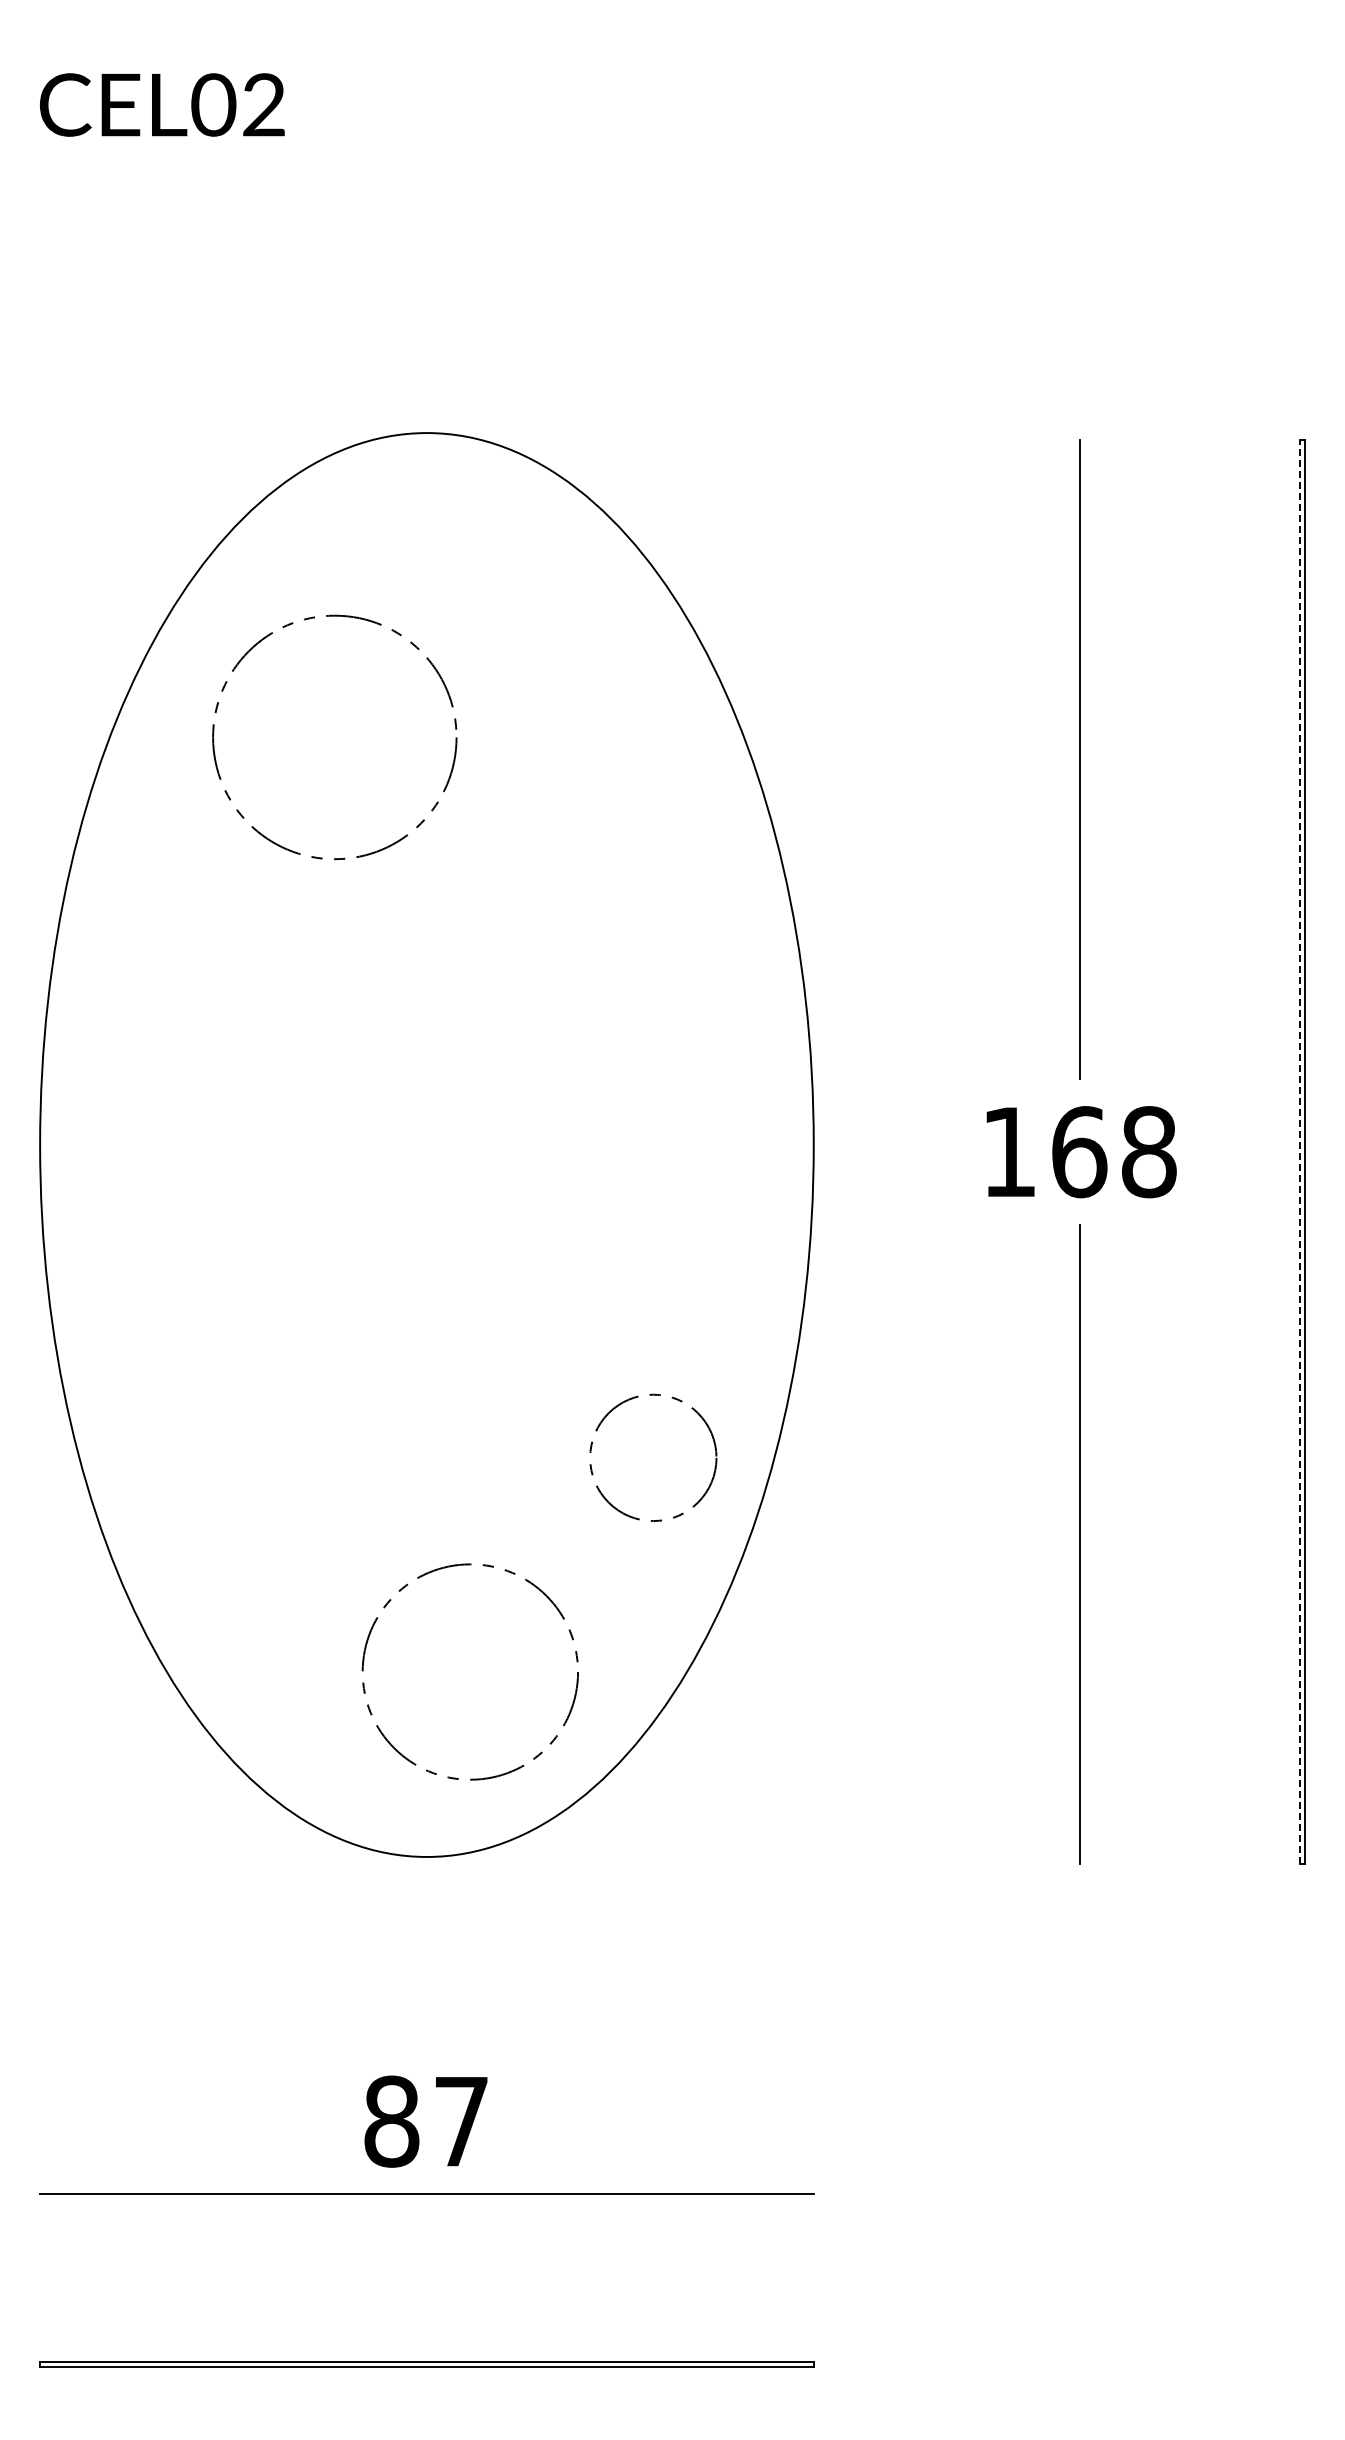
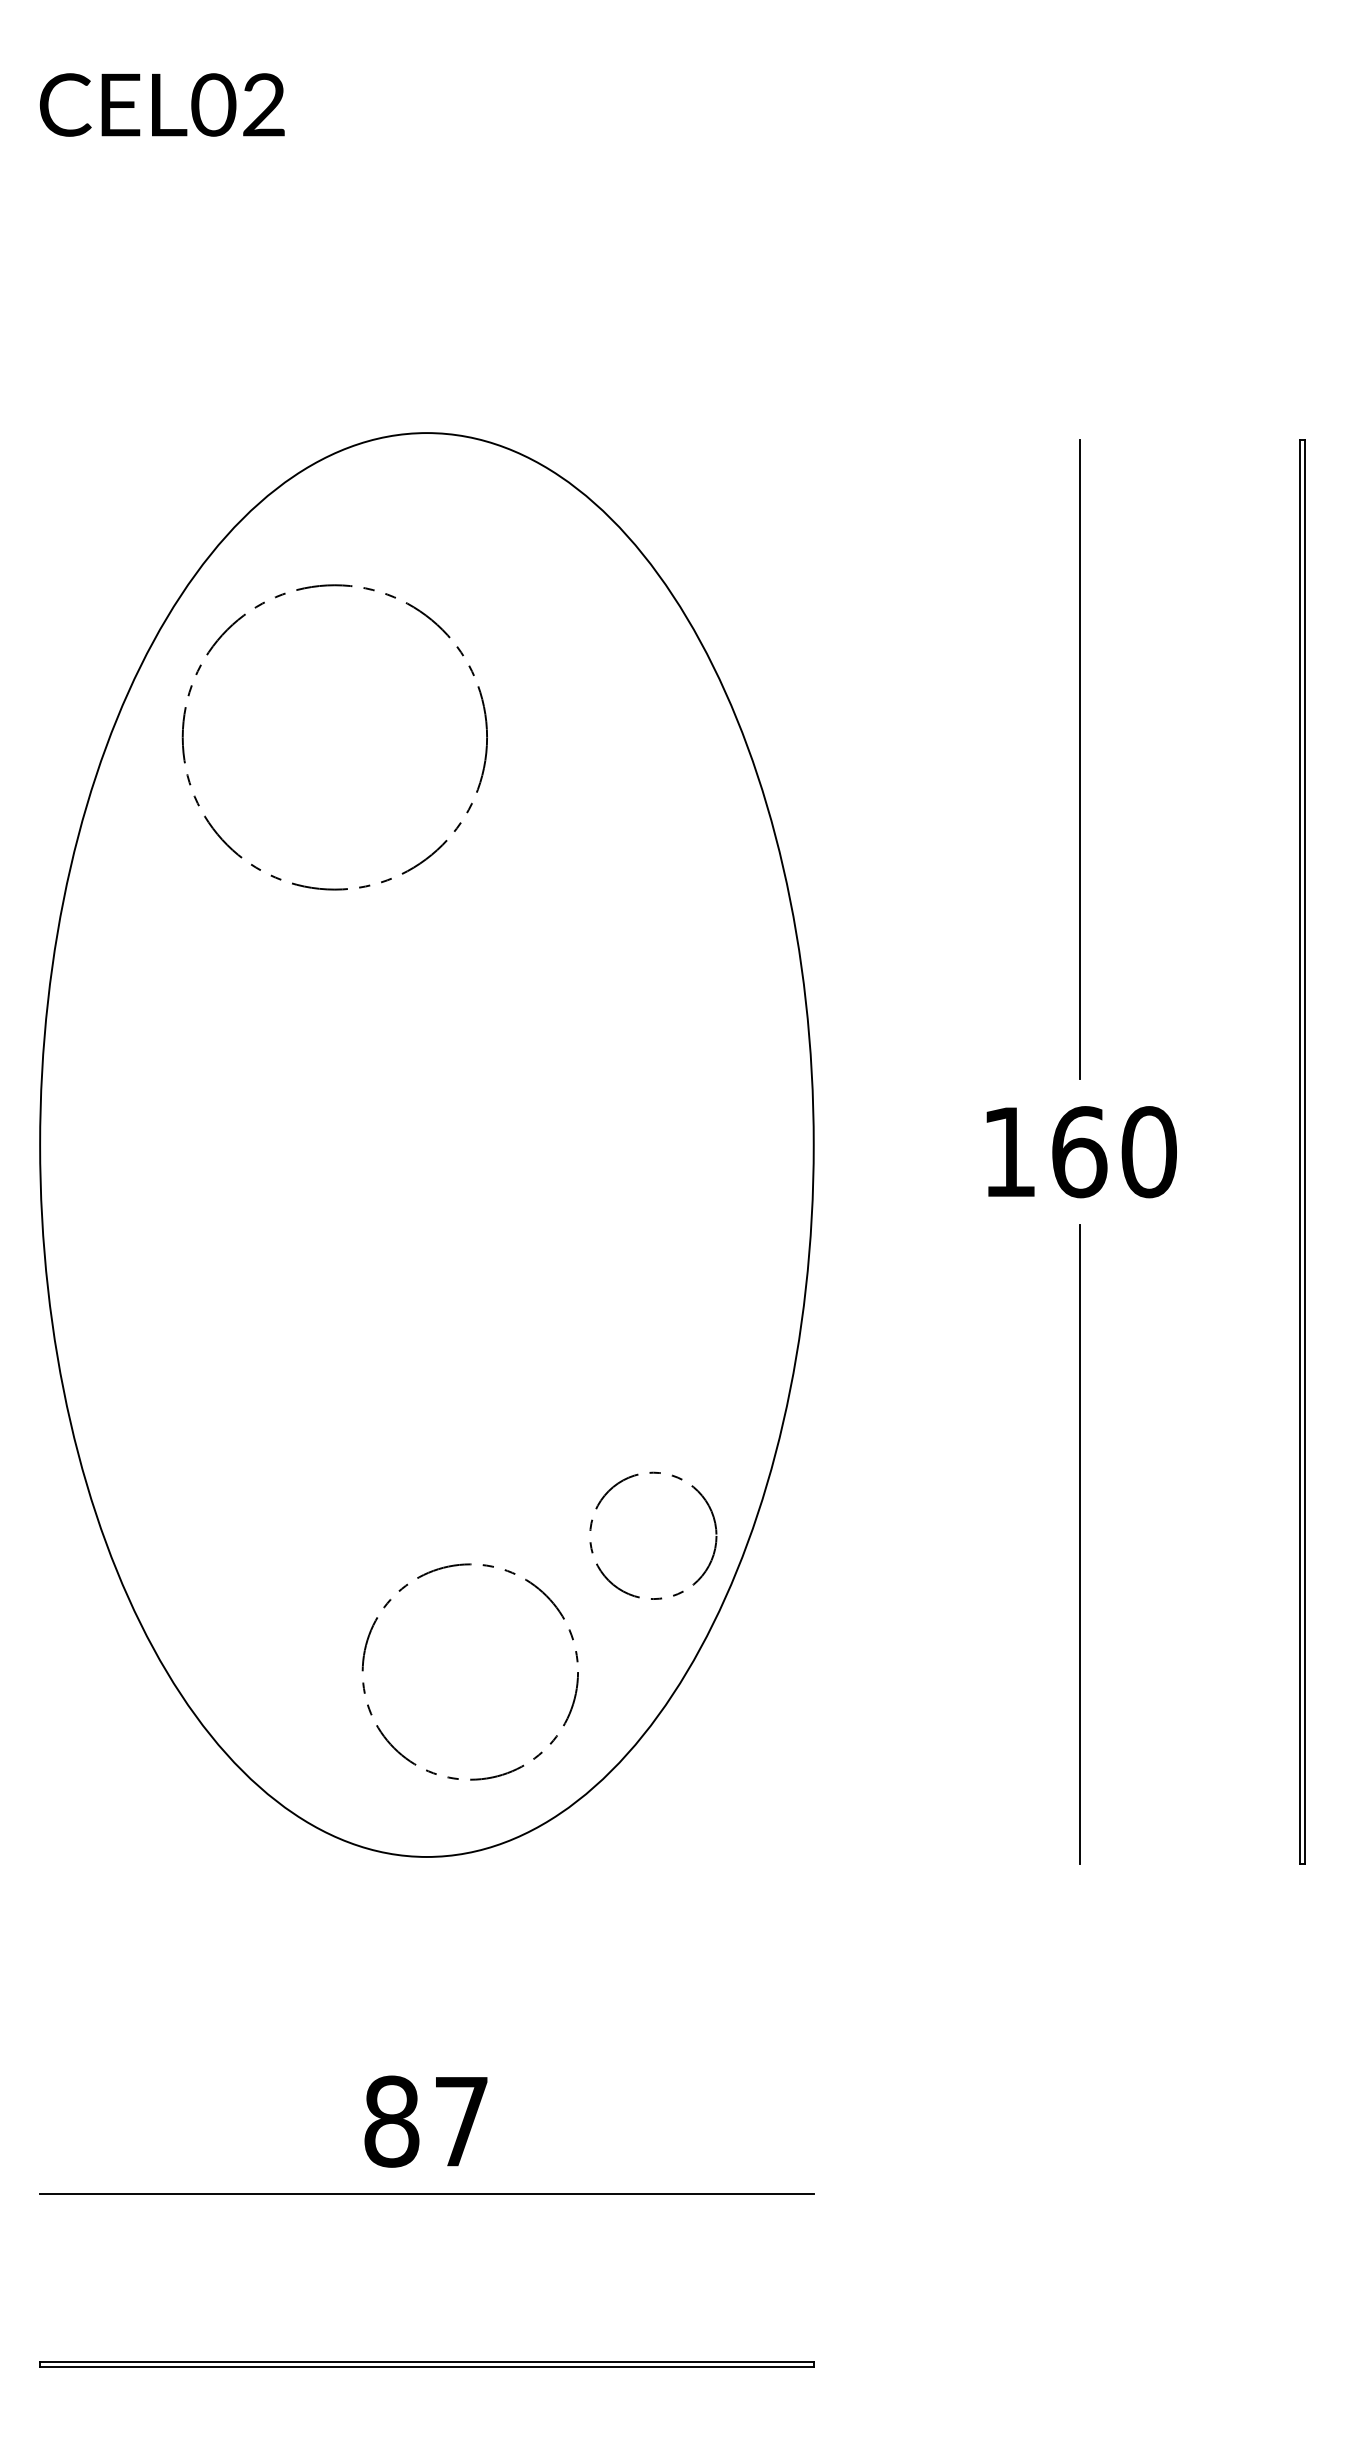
circle size: 246x247 px -> 307x307 px (334, 737)
text: 168 -> 160 (1148, 1152)
line: dashed -> solid (1300, 1152)
circle position: (653, 1457) -> (653, 1535) (653, 1535)
